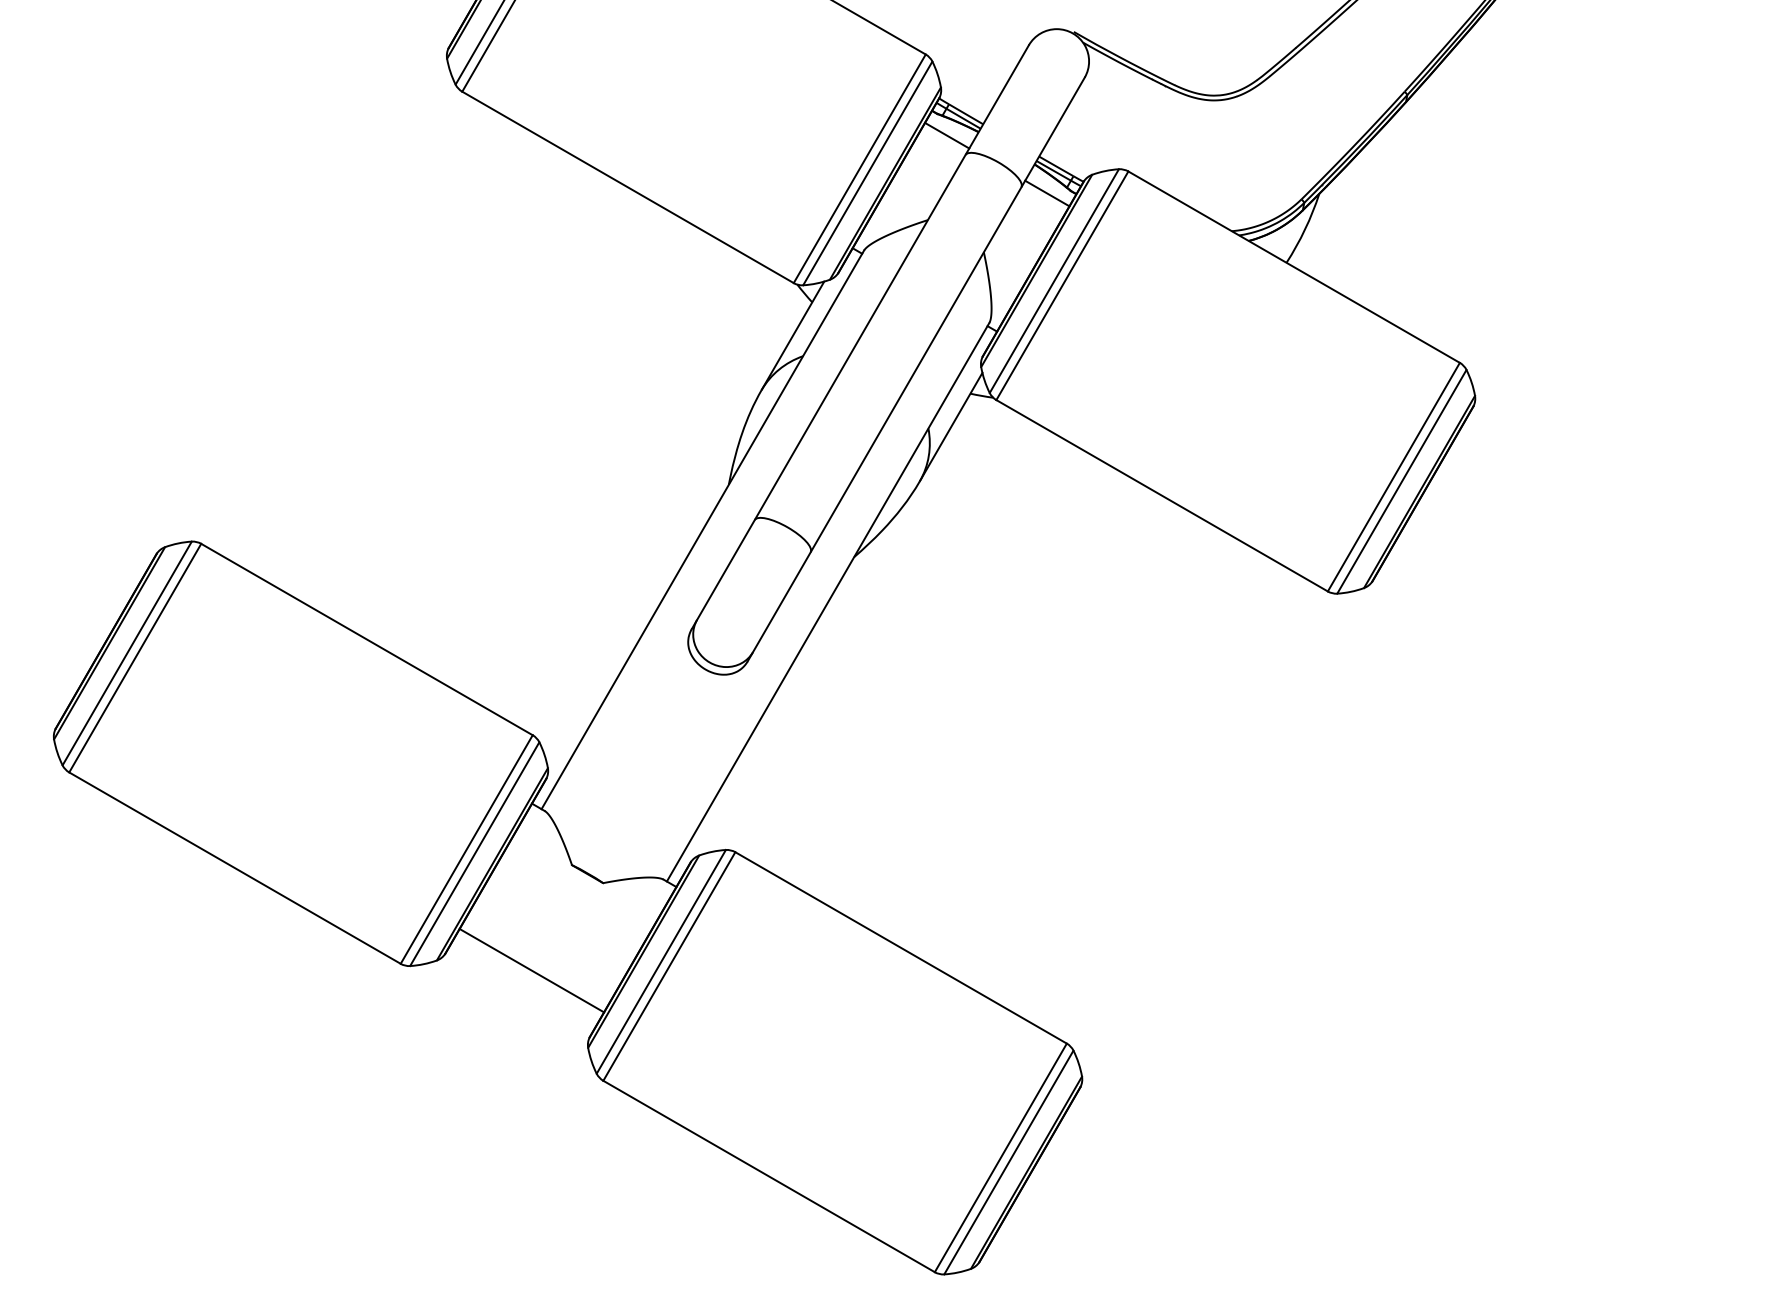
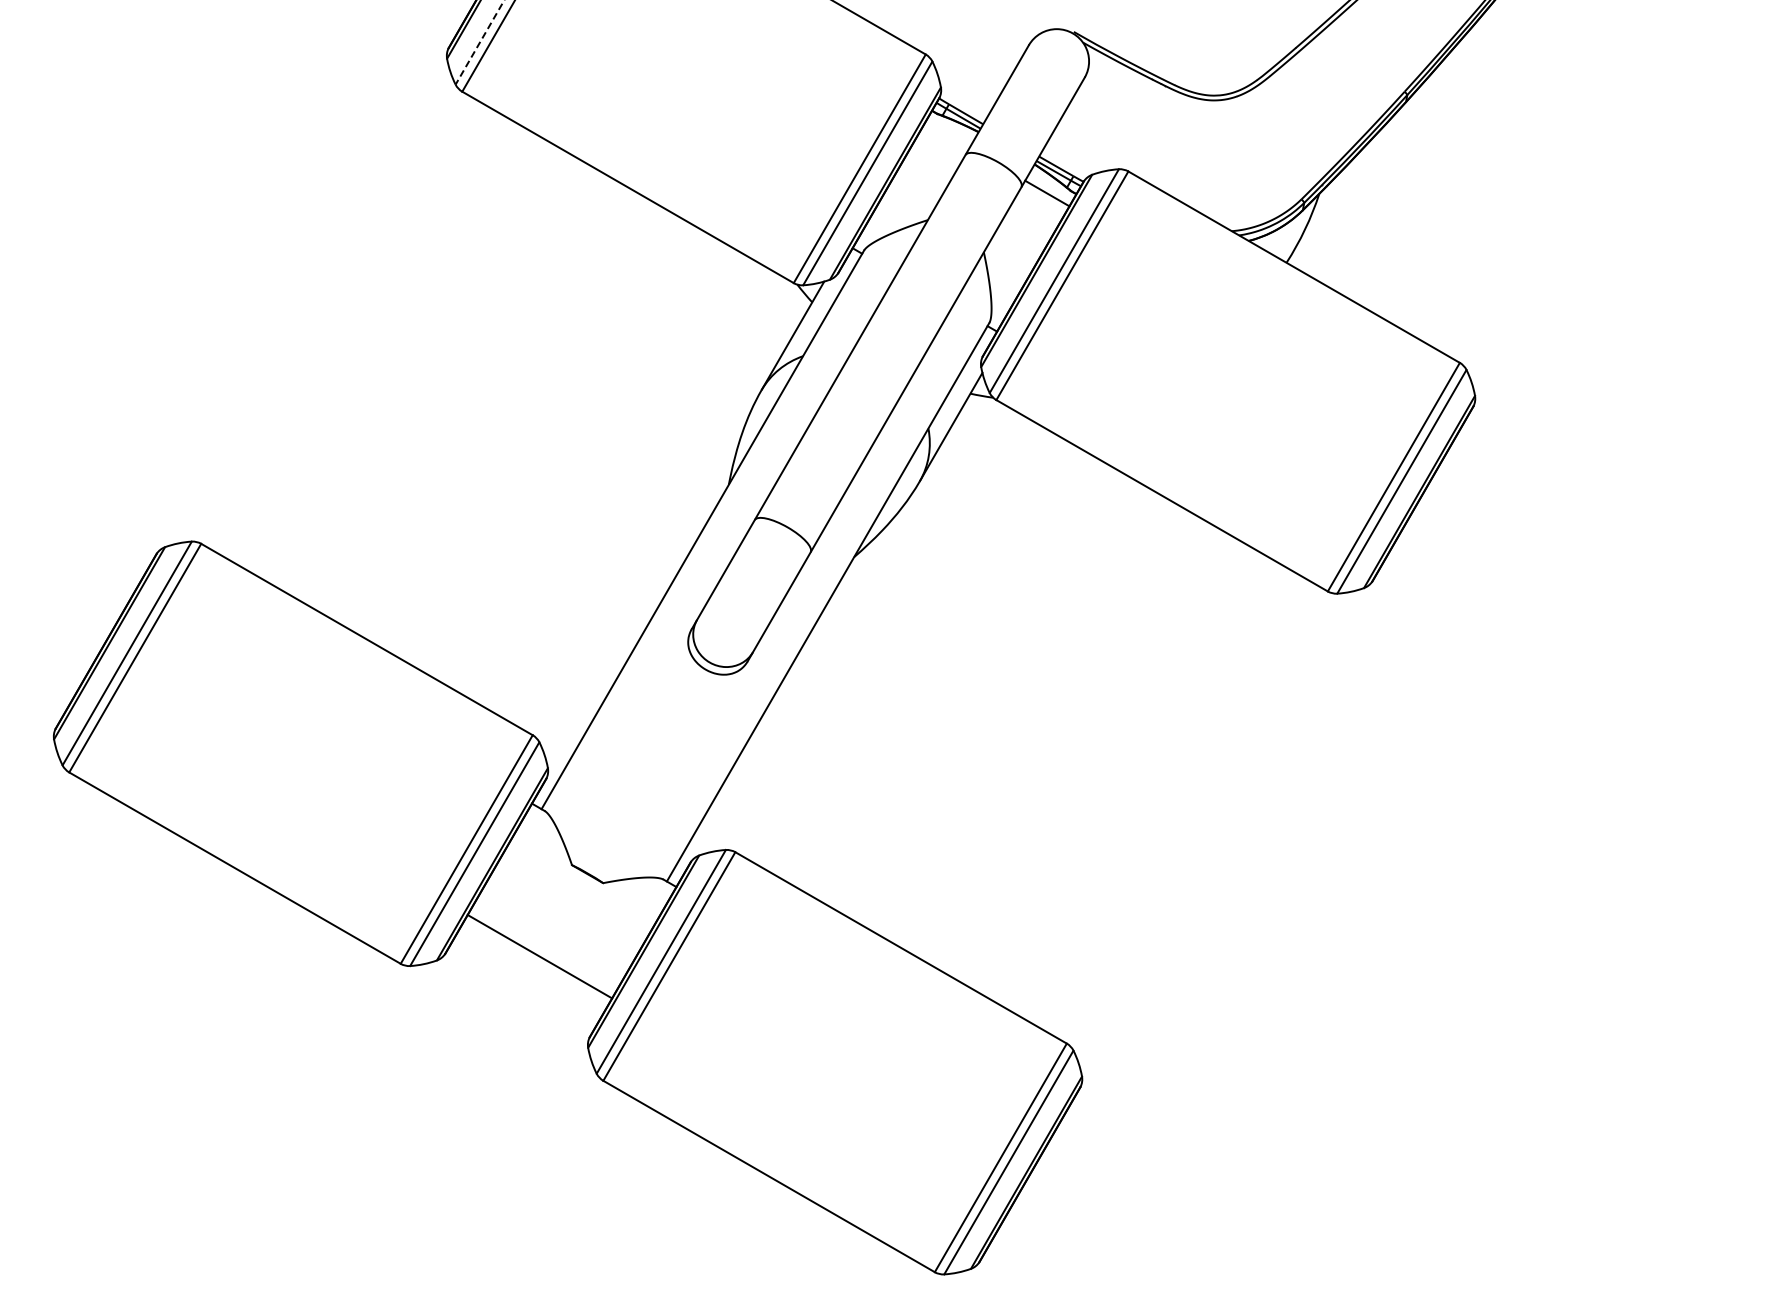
line: solid -> dashed (479, 43)
line: present -> none (947, 135)
line position: (531, 970) -> (539, 956) (539, 956)
